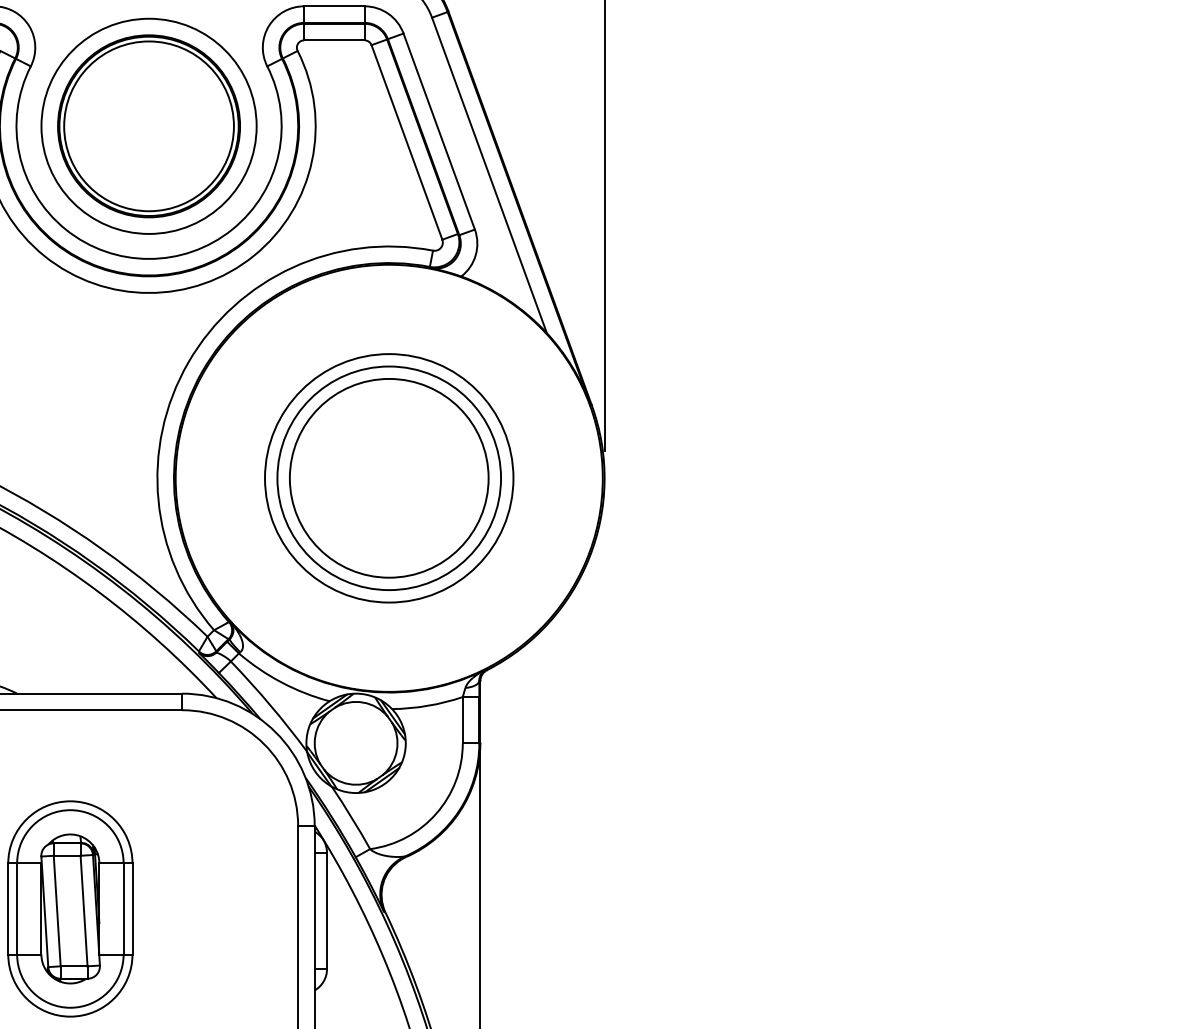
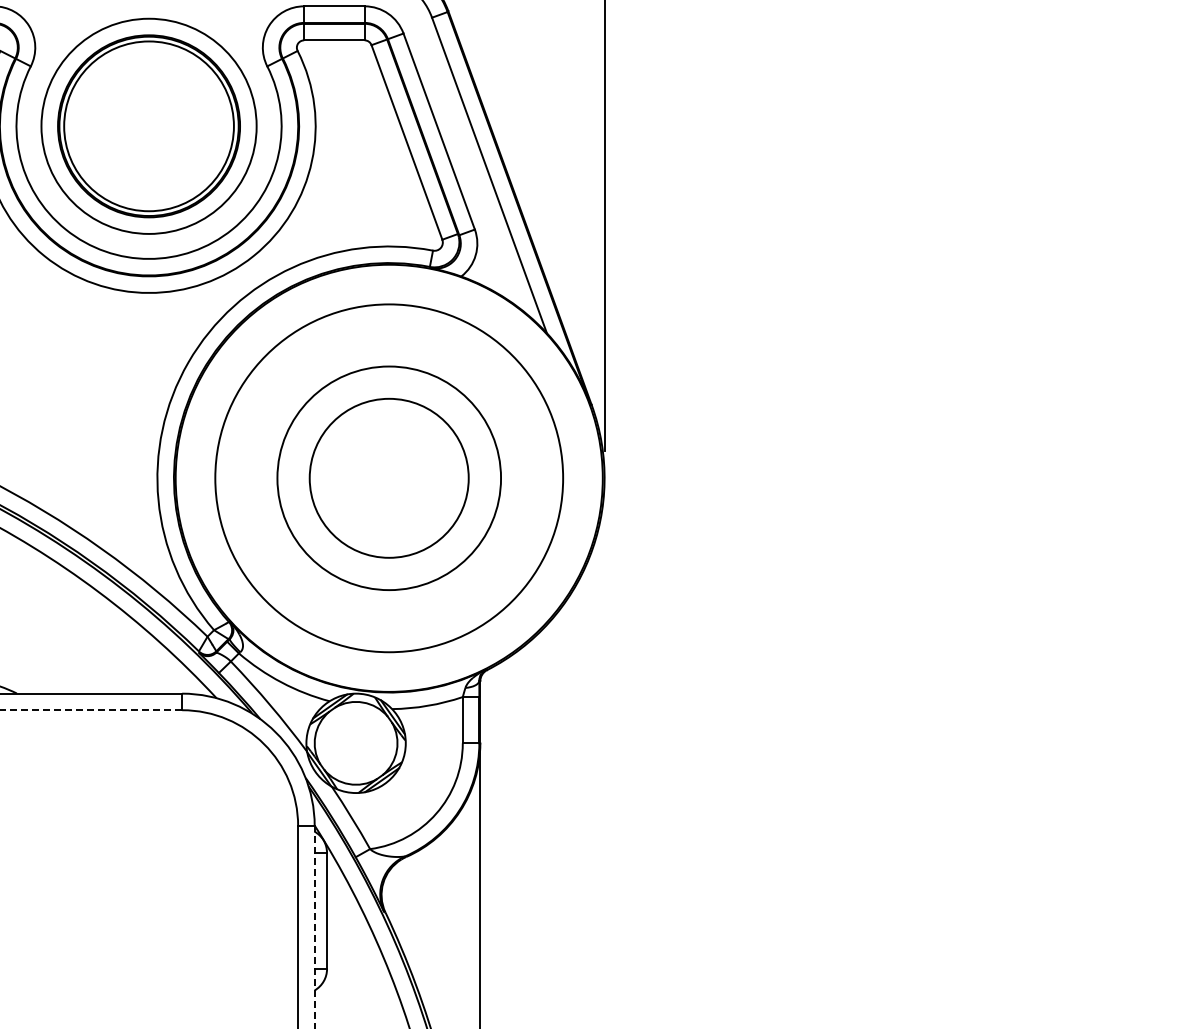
circle diameter: 199 px -> 159 px (388, 477)
circle diameter: 248 px -> 348 px (389, 478)
line: solid -> dashed (91, 710)
part: present -> none (70, 908)
line: solid -> dashed (314, 926)
